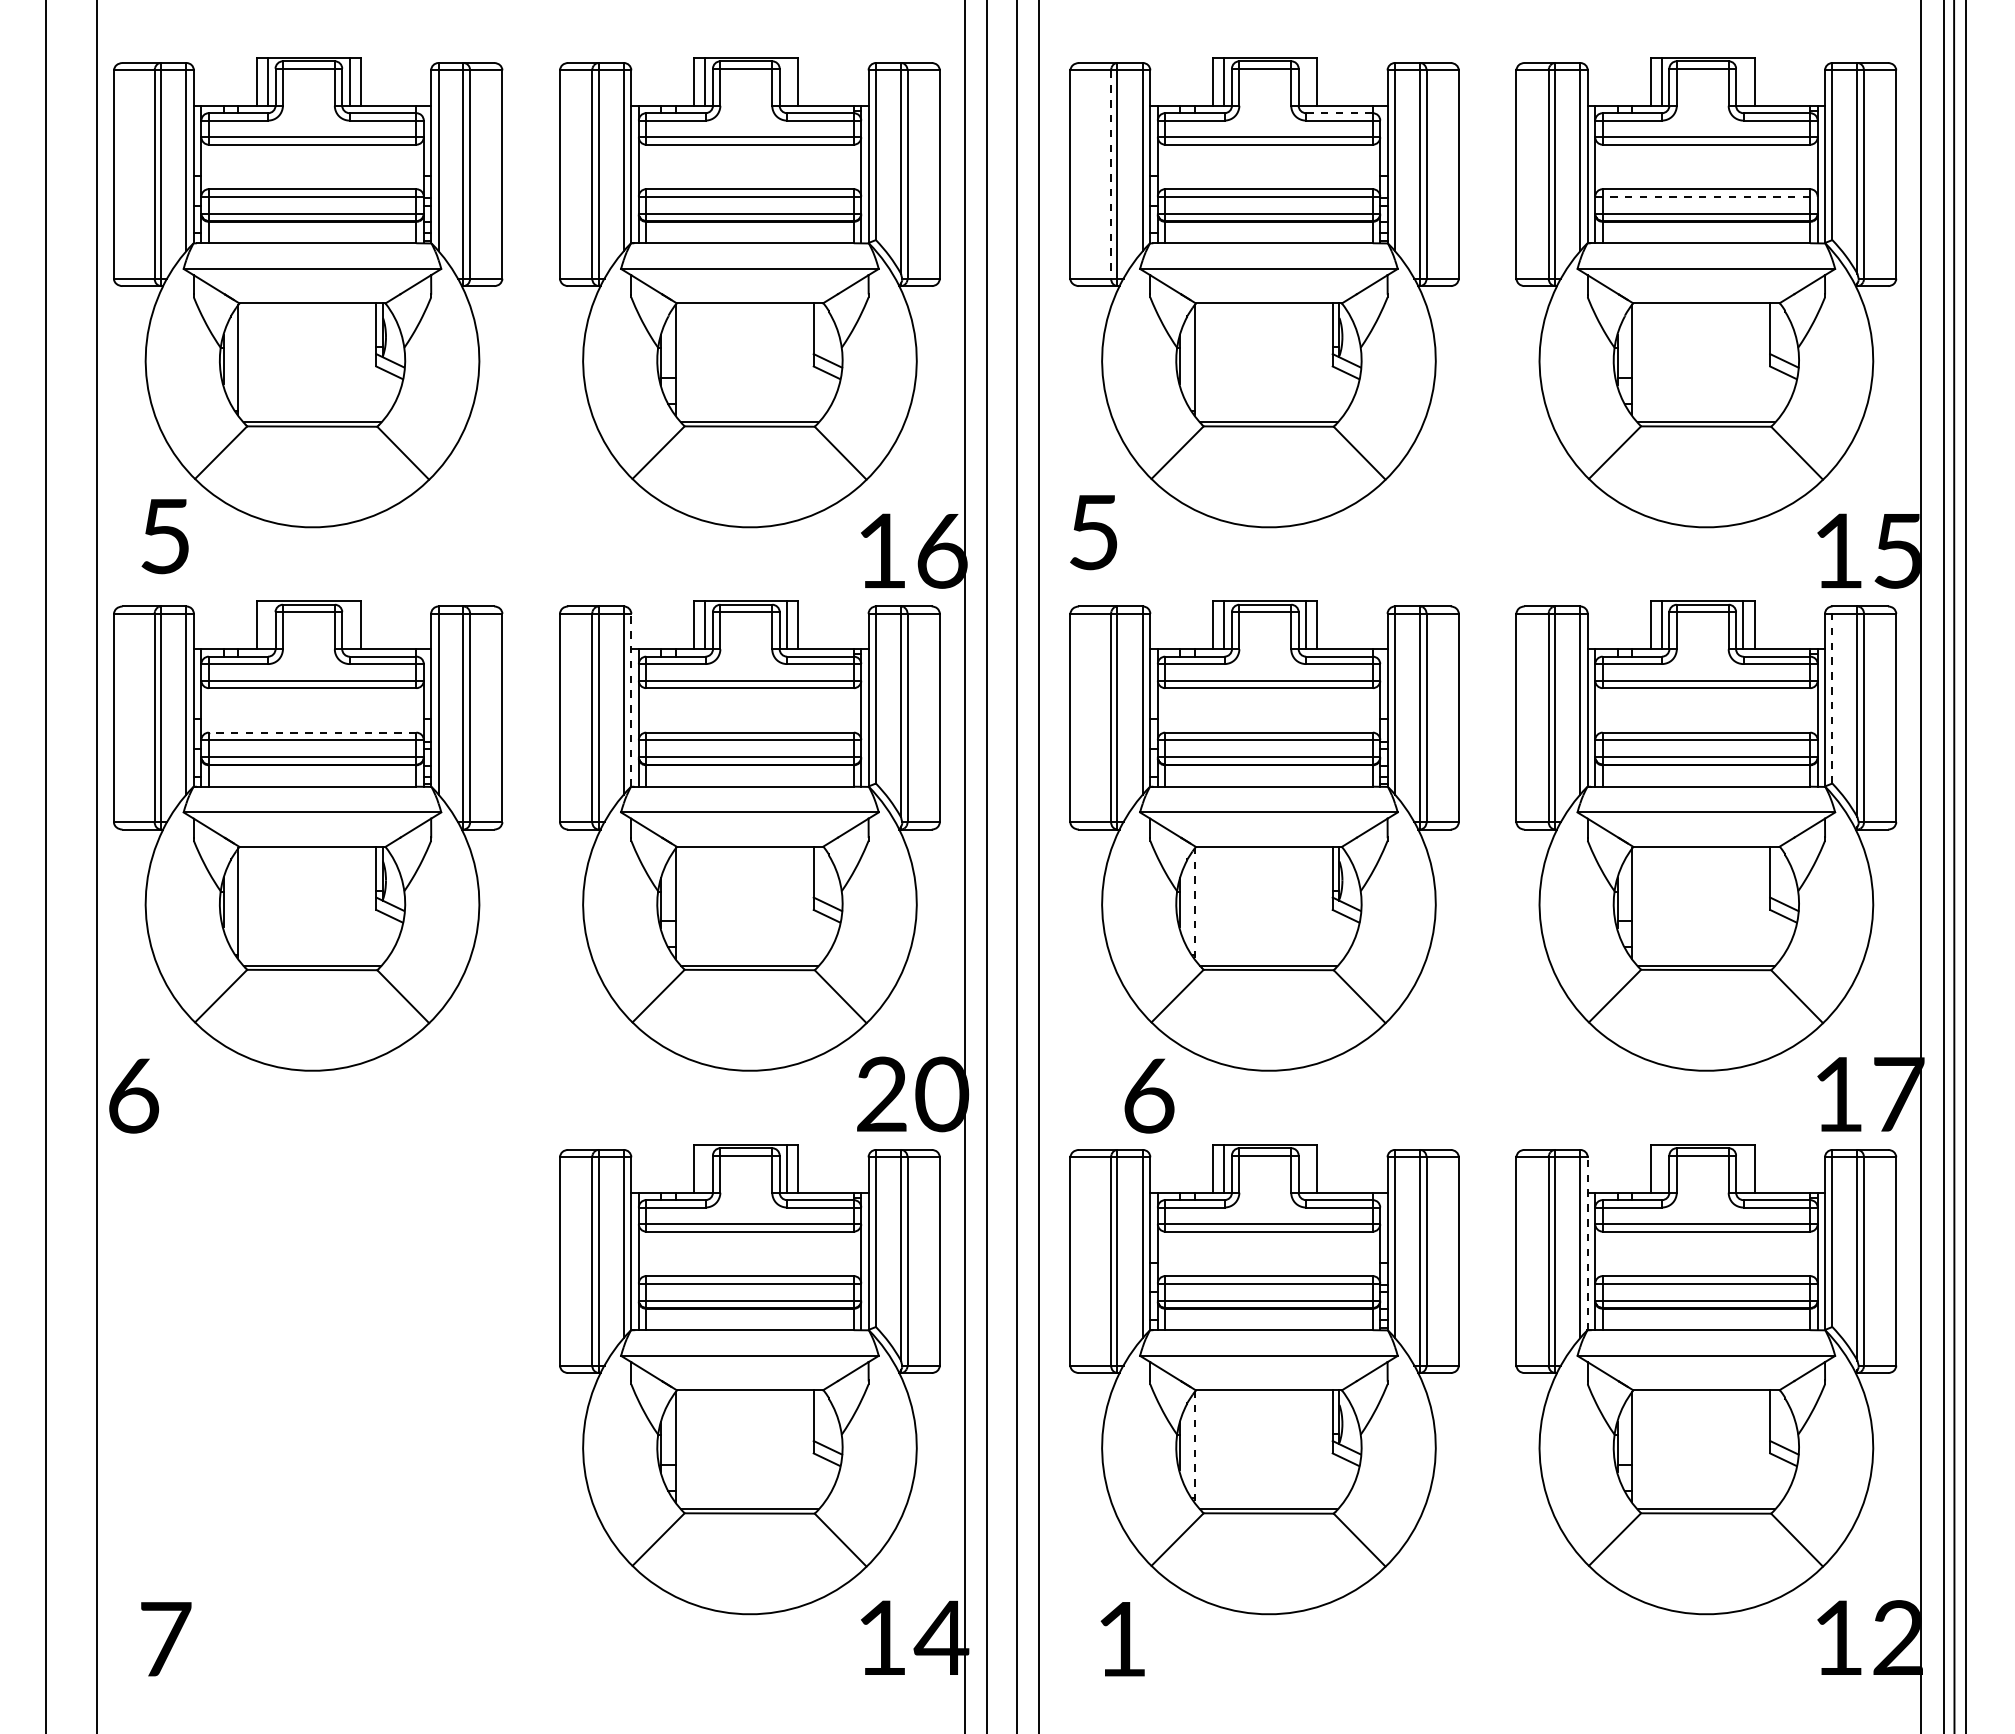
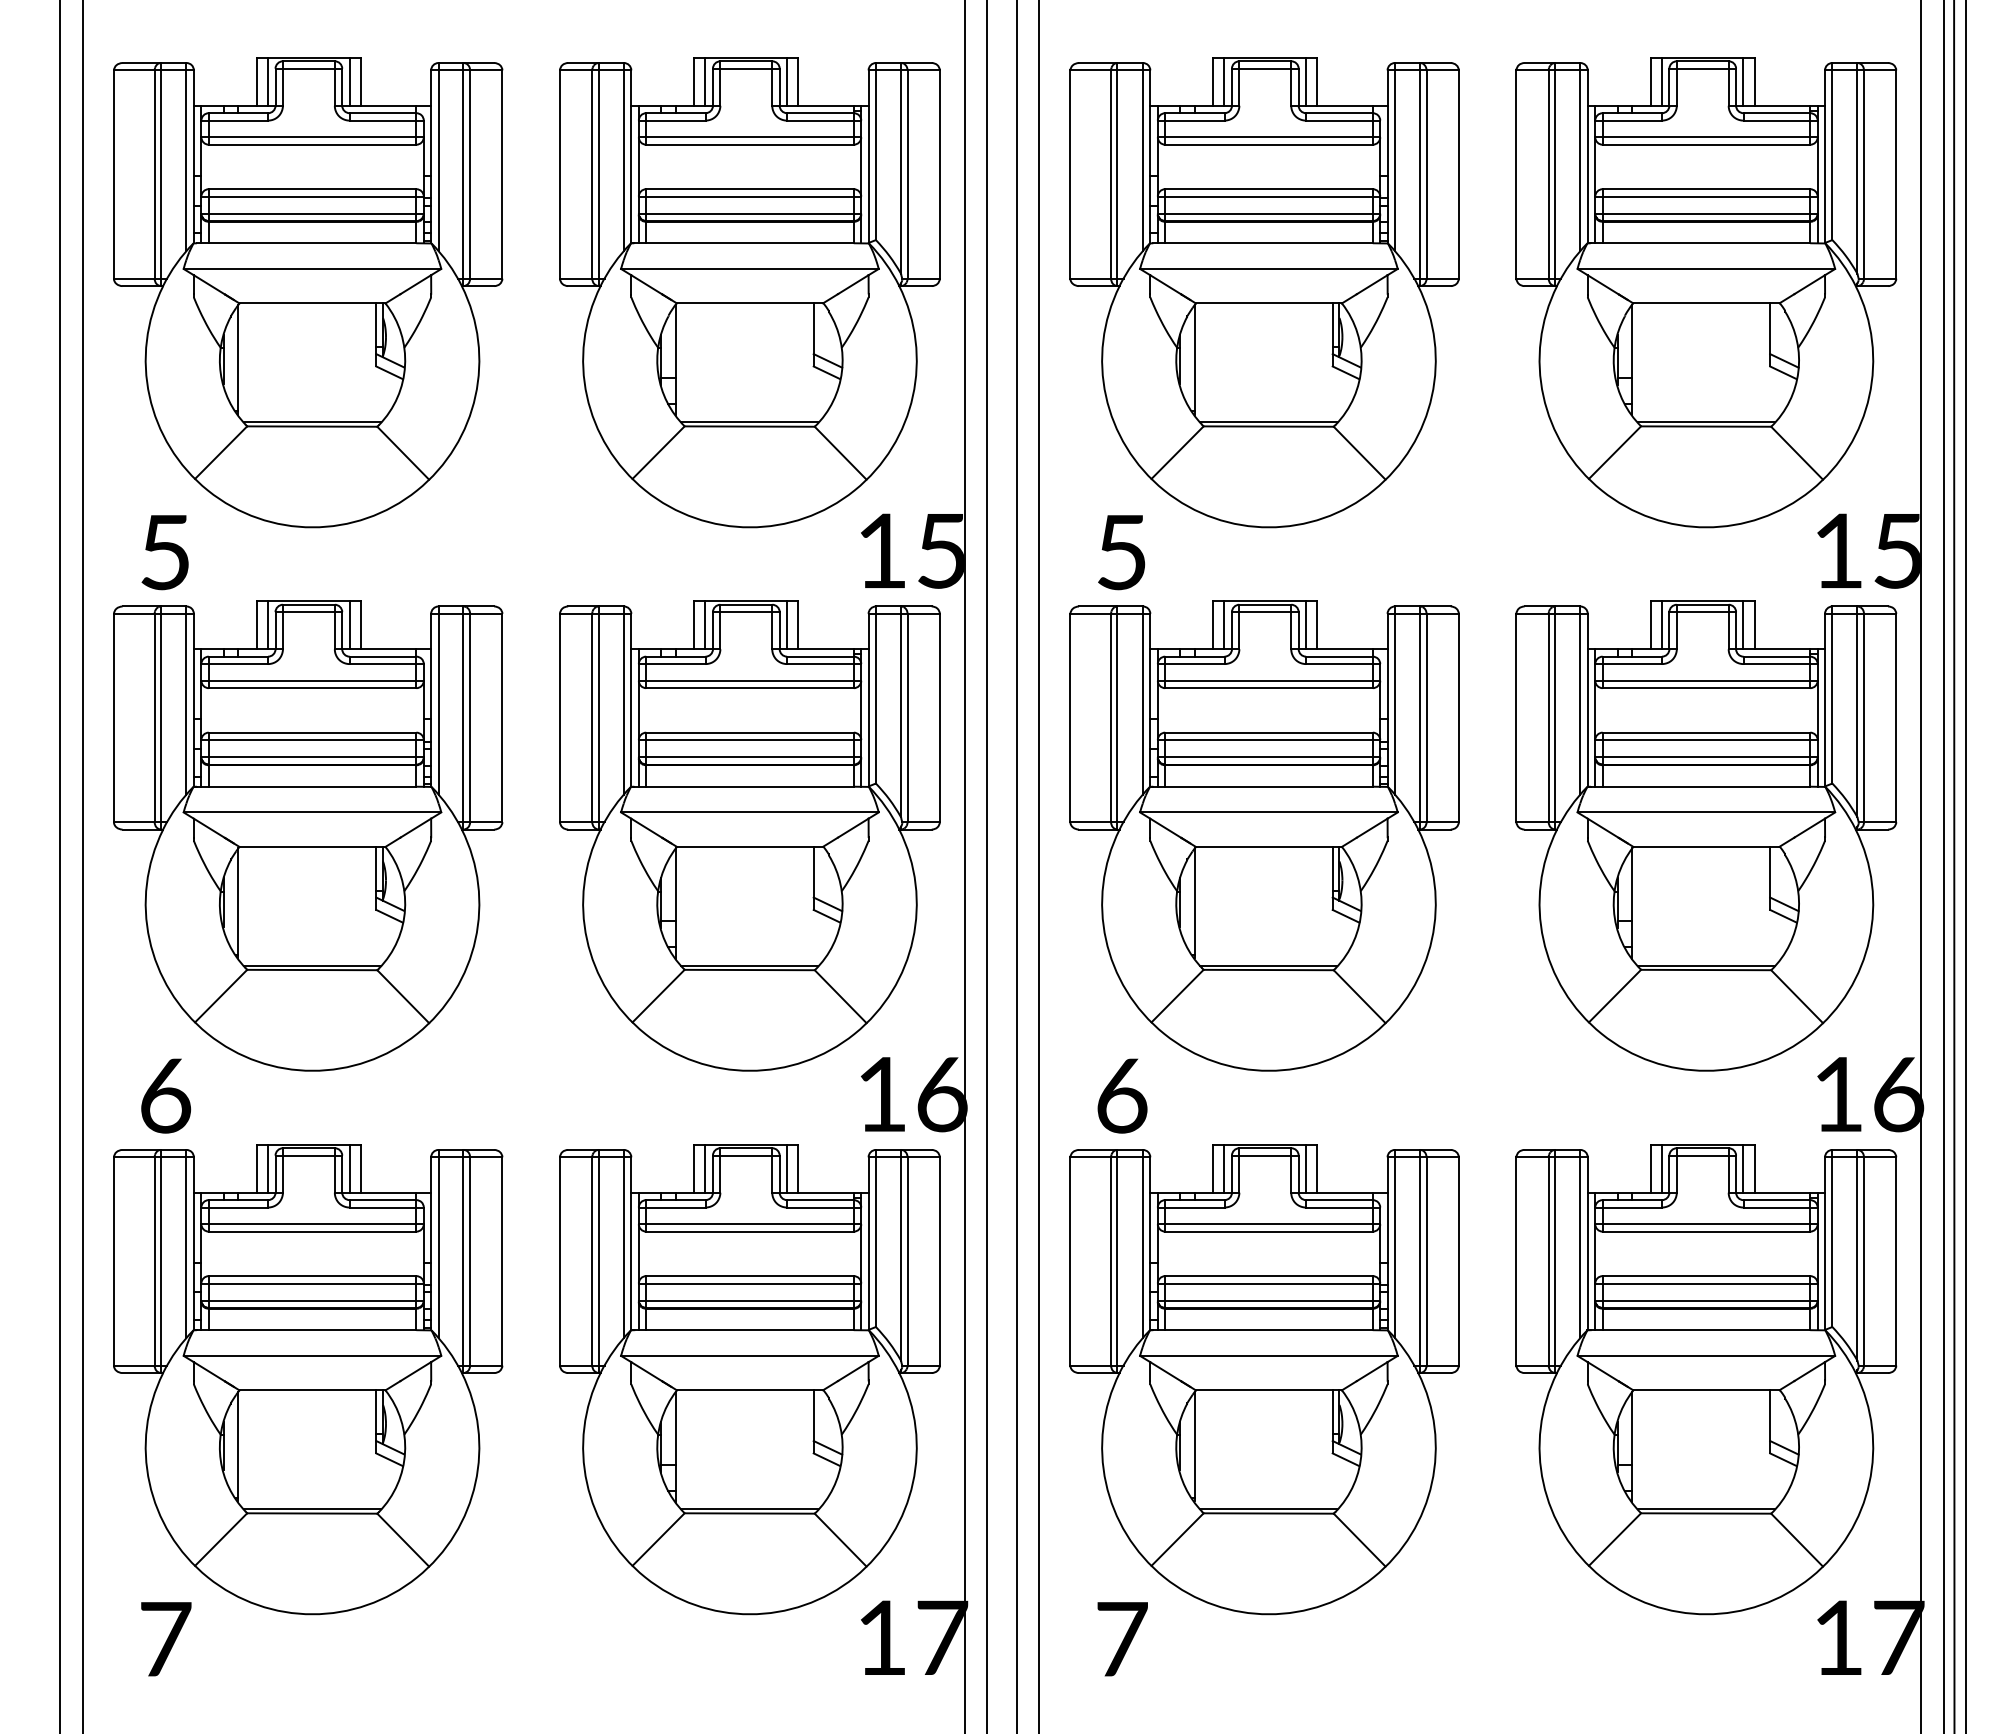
line: none -> present (787, 81)
line: none -> present (1306, 81)
line: none -> present (1743, 81)
line: dashed -> solid (1338, 113)
line: dashed -> solid (1111, 175)
line: dashed -> solid (1706, 196)
text position: (1093, 532) -> (1121, 552) (1121, 552)
text position: (164, 536) -> (164, 552) (164, 552)
text: 16 -> 15 (942, 551)
line: none -> present (268, 625)
line: none -> present (349, 625)
line: dashed -> solid (1832, 695)
line: dashed -> solid (631, 699)
line: dashed -> solid (312, 732)
line position: (46, 866) -> (60, 866) (60, 866)
line position: (96, 866) -> (82, 866) (82, 866)
line: dashed -> solid (1194, 903)
text: 20 -> 16 (913, 1094)
text: 17 -> 16 (1899, 1094)
text position: (134, 1095) -> (166, 1095) (166, 1095)
text position: (1149, 1095) -> (1122, 1095) (1122, 1095)
line: none -> present (705, 1168)
line: none -> present (1306, 1168)
line: none -> present (1661, 1168)
line: none -> present (1743, 1168)
line: dashed -> solid (1587, 1243)
part: none -> present (308, 1379)
line: dashed -> solid (1194, 1446)
text: 14 -> 17 (941, 1637)
text: 12 -> 17 (1898, 1637)
text: 1 -> 7 (1122, 1639)
